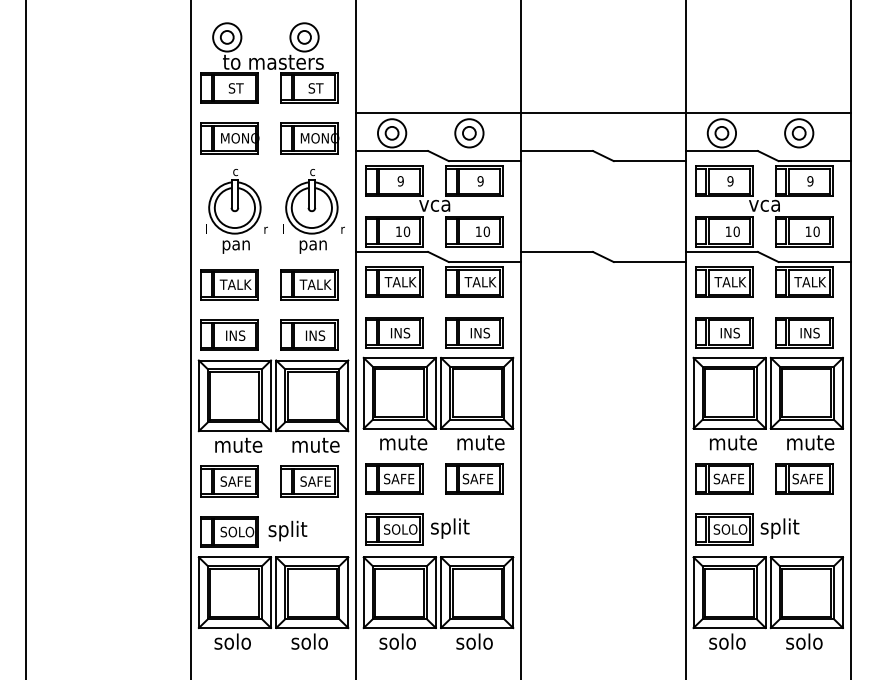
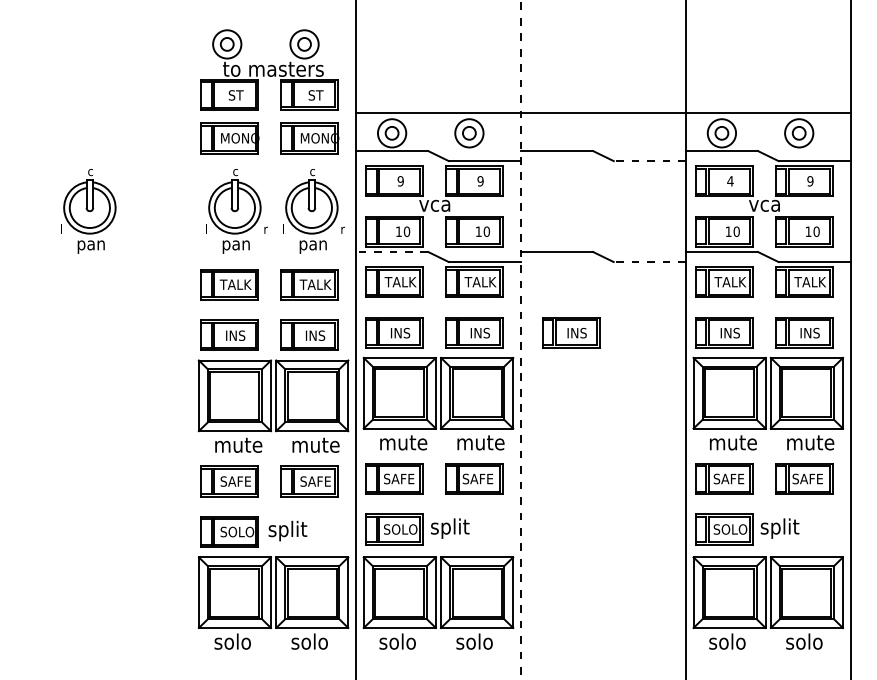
part position: (269, 62) -> (269, 69) (269, 69)
line: solid -> dashed (649, 161)
text: 9 -> 4 (730, 181)
part: none -> present (88, 211)
line: solid -> dashed (391, 251)
line: solid -> dashed (649, 262)
part: none -> present (571, 332)
line: present -> none (26, 339)
line: present -> none (191, 339)
line: solid -> dashed (520, 340)
